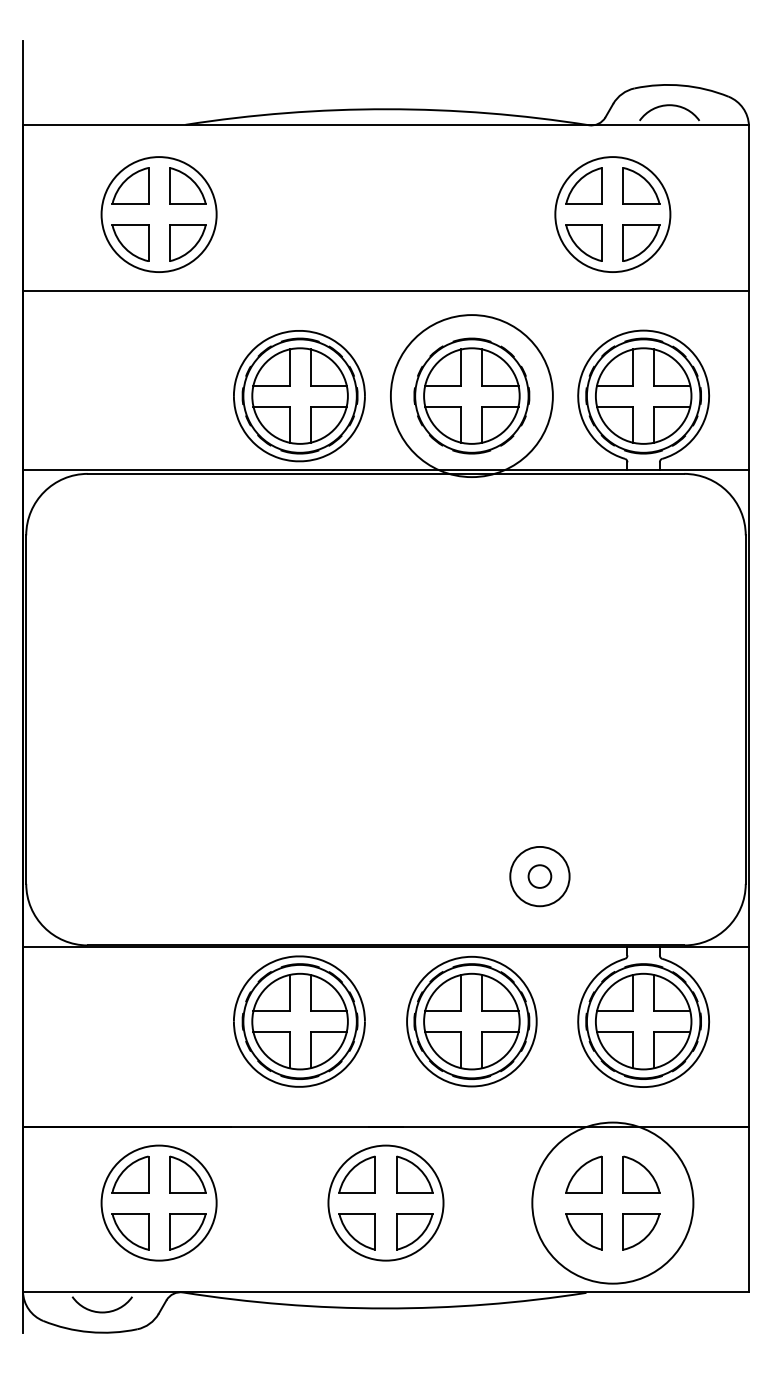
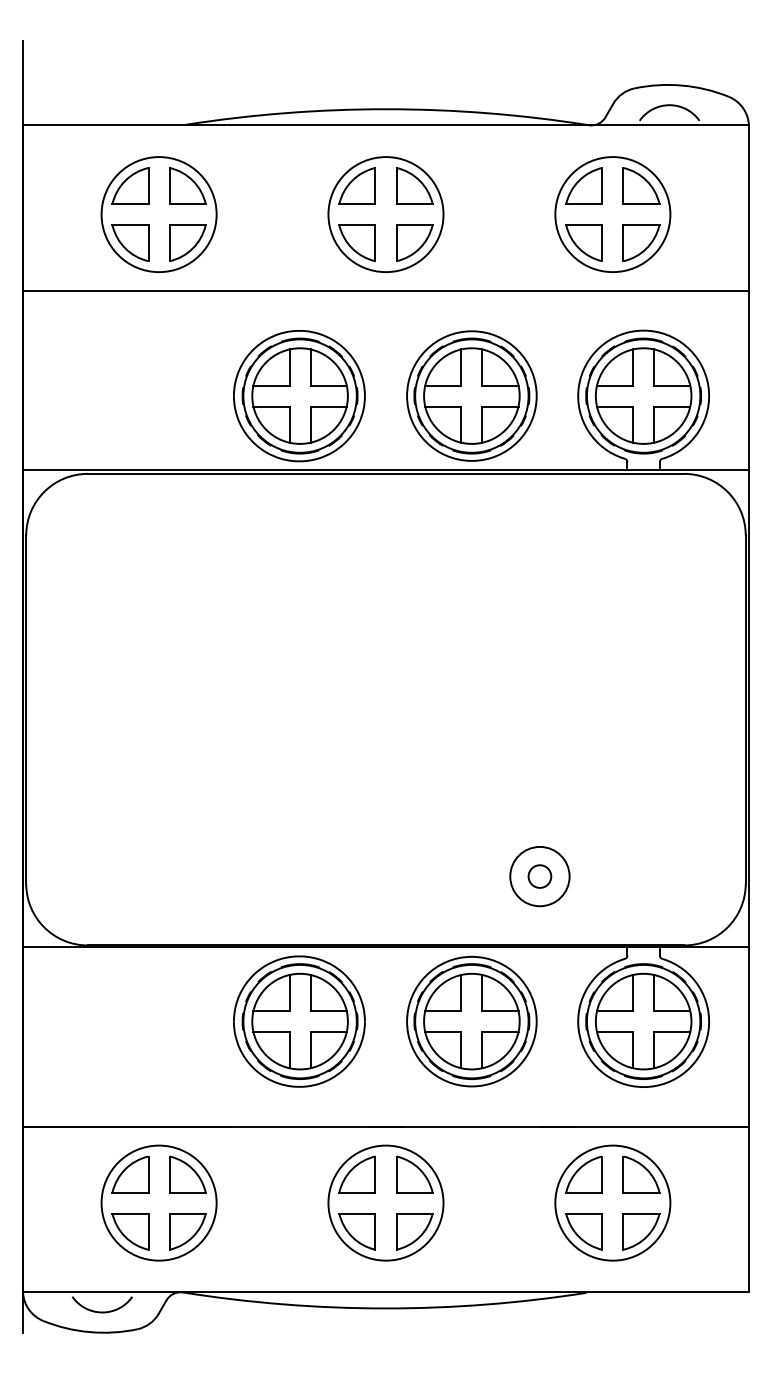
part: none -> present (385, 214)
circle diameter: 162 px -> 130 px (471, 395)
circle diameter: 161 px -> 115 px (612, 1202)
